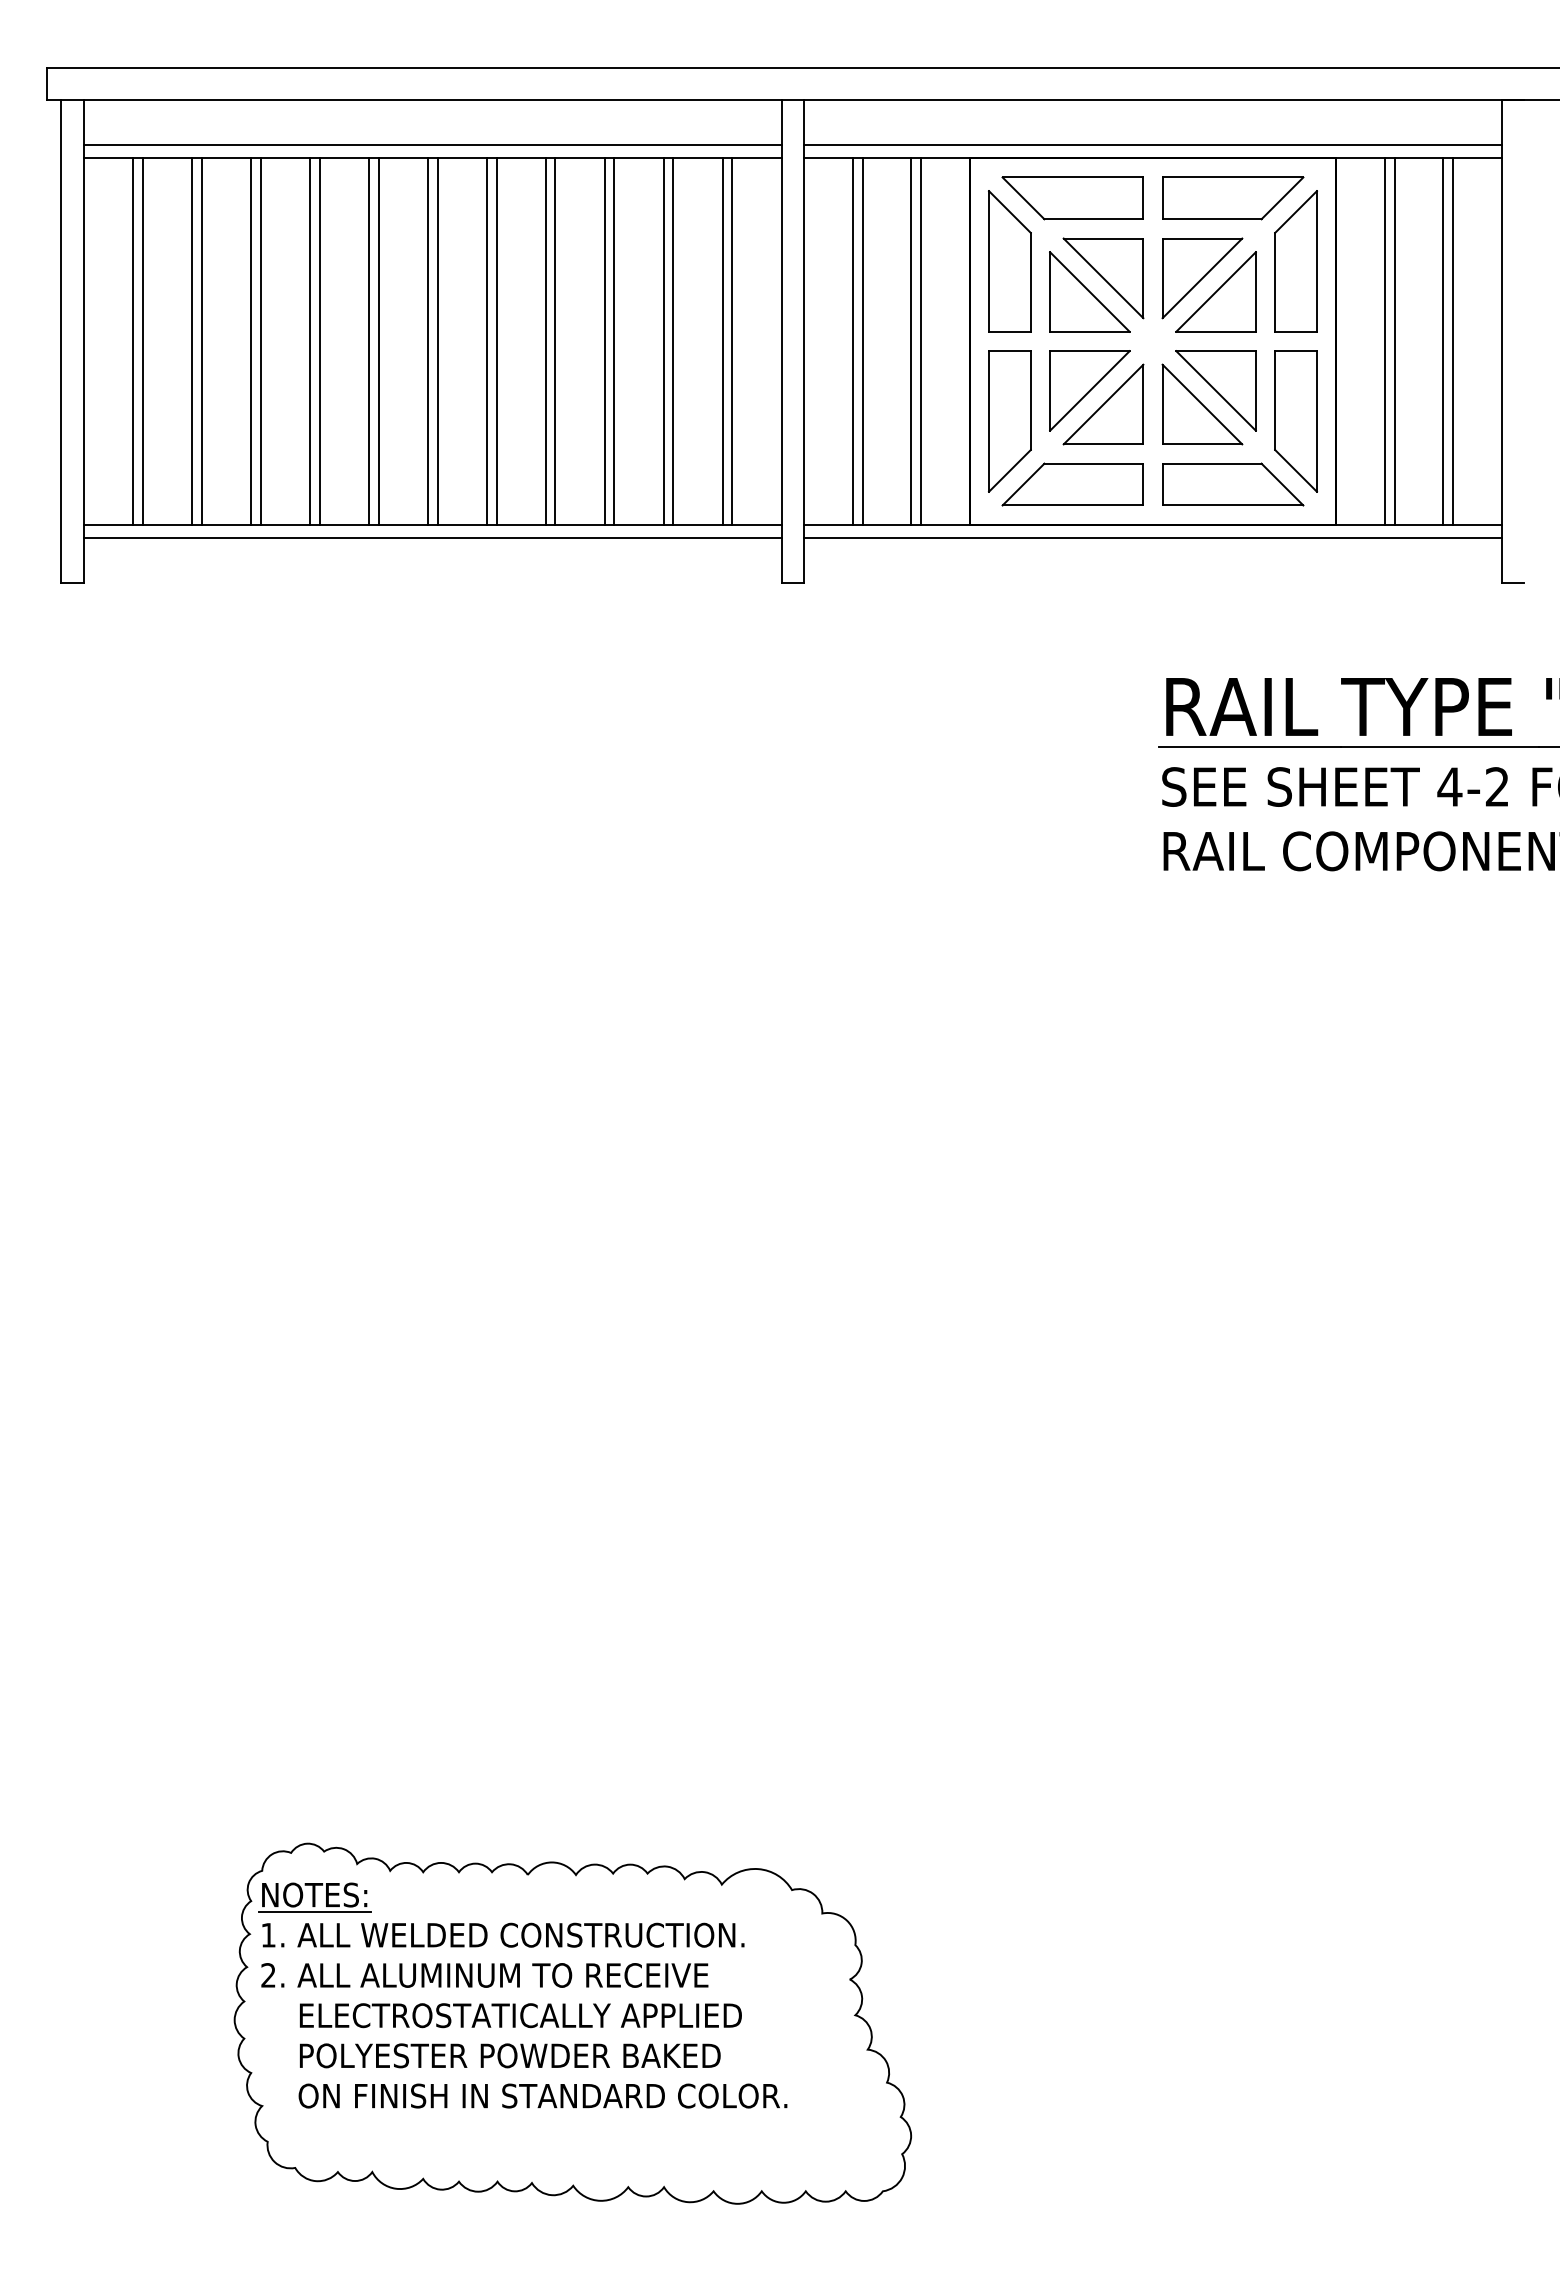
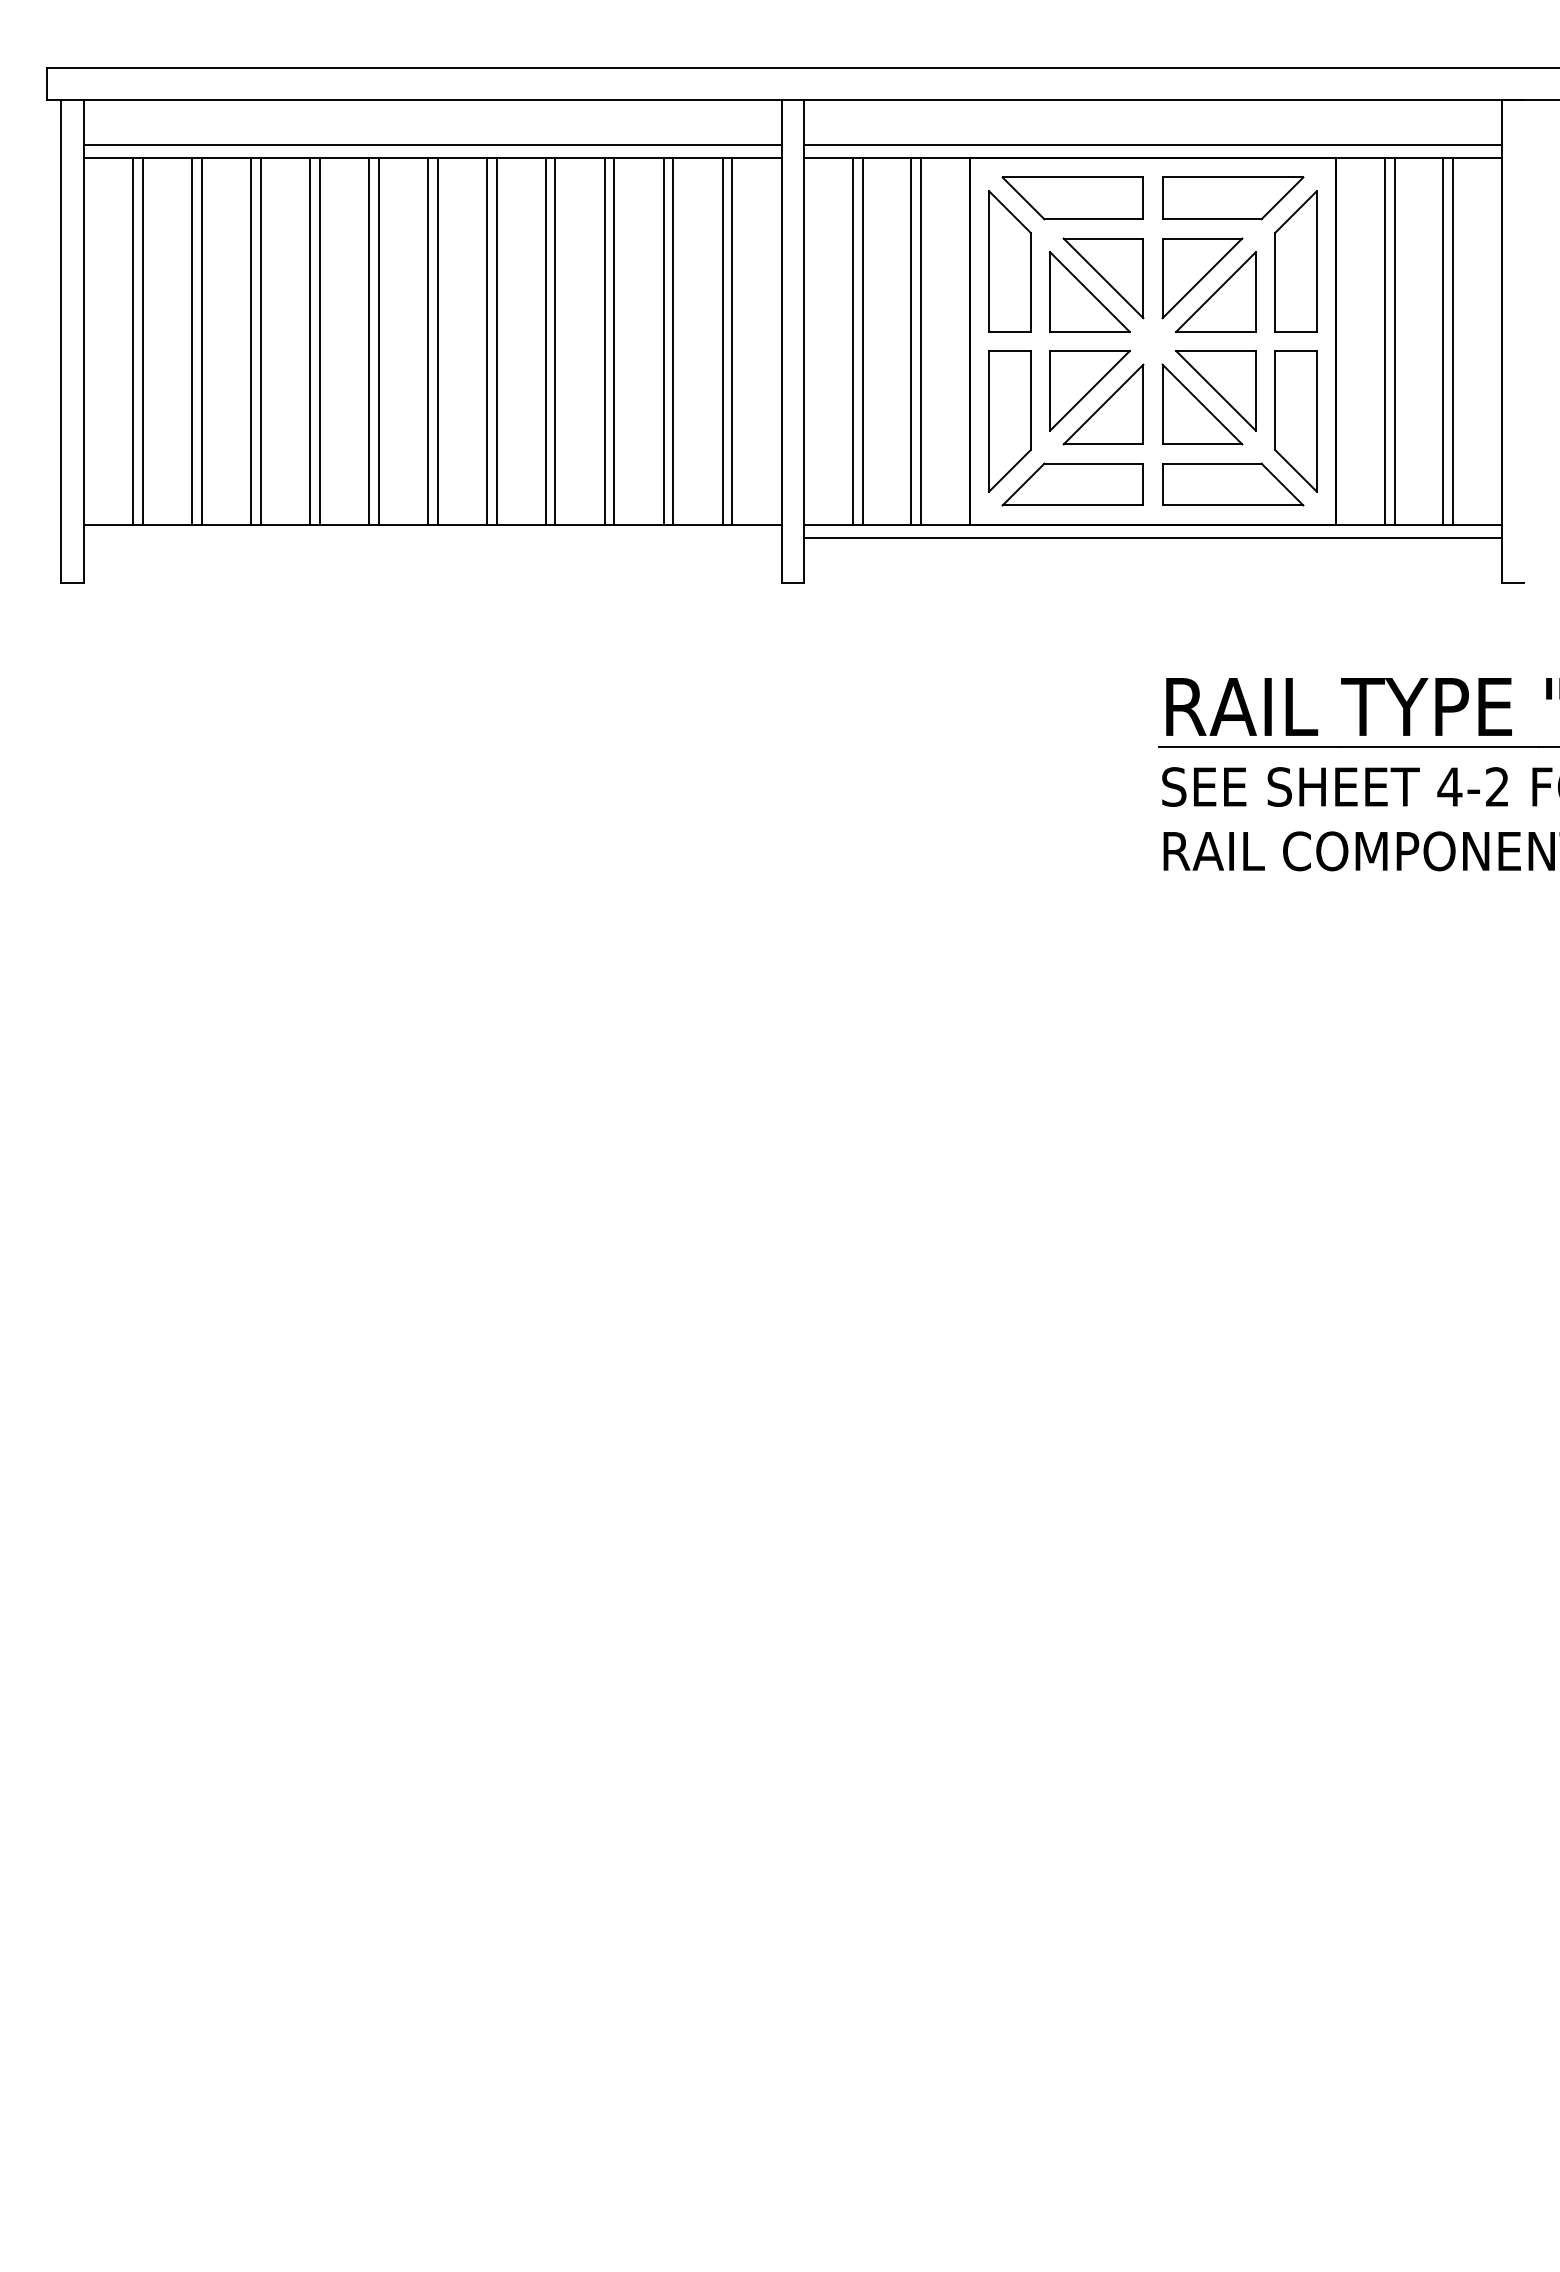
line: present -> none (432, 537)
part: present -> none (572, 2023)
